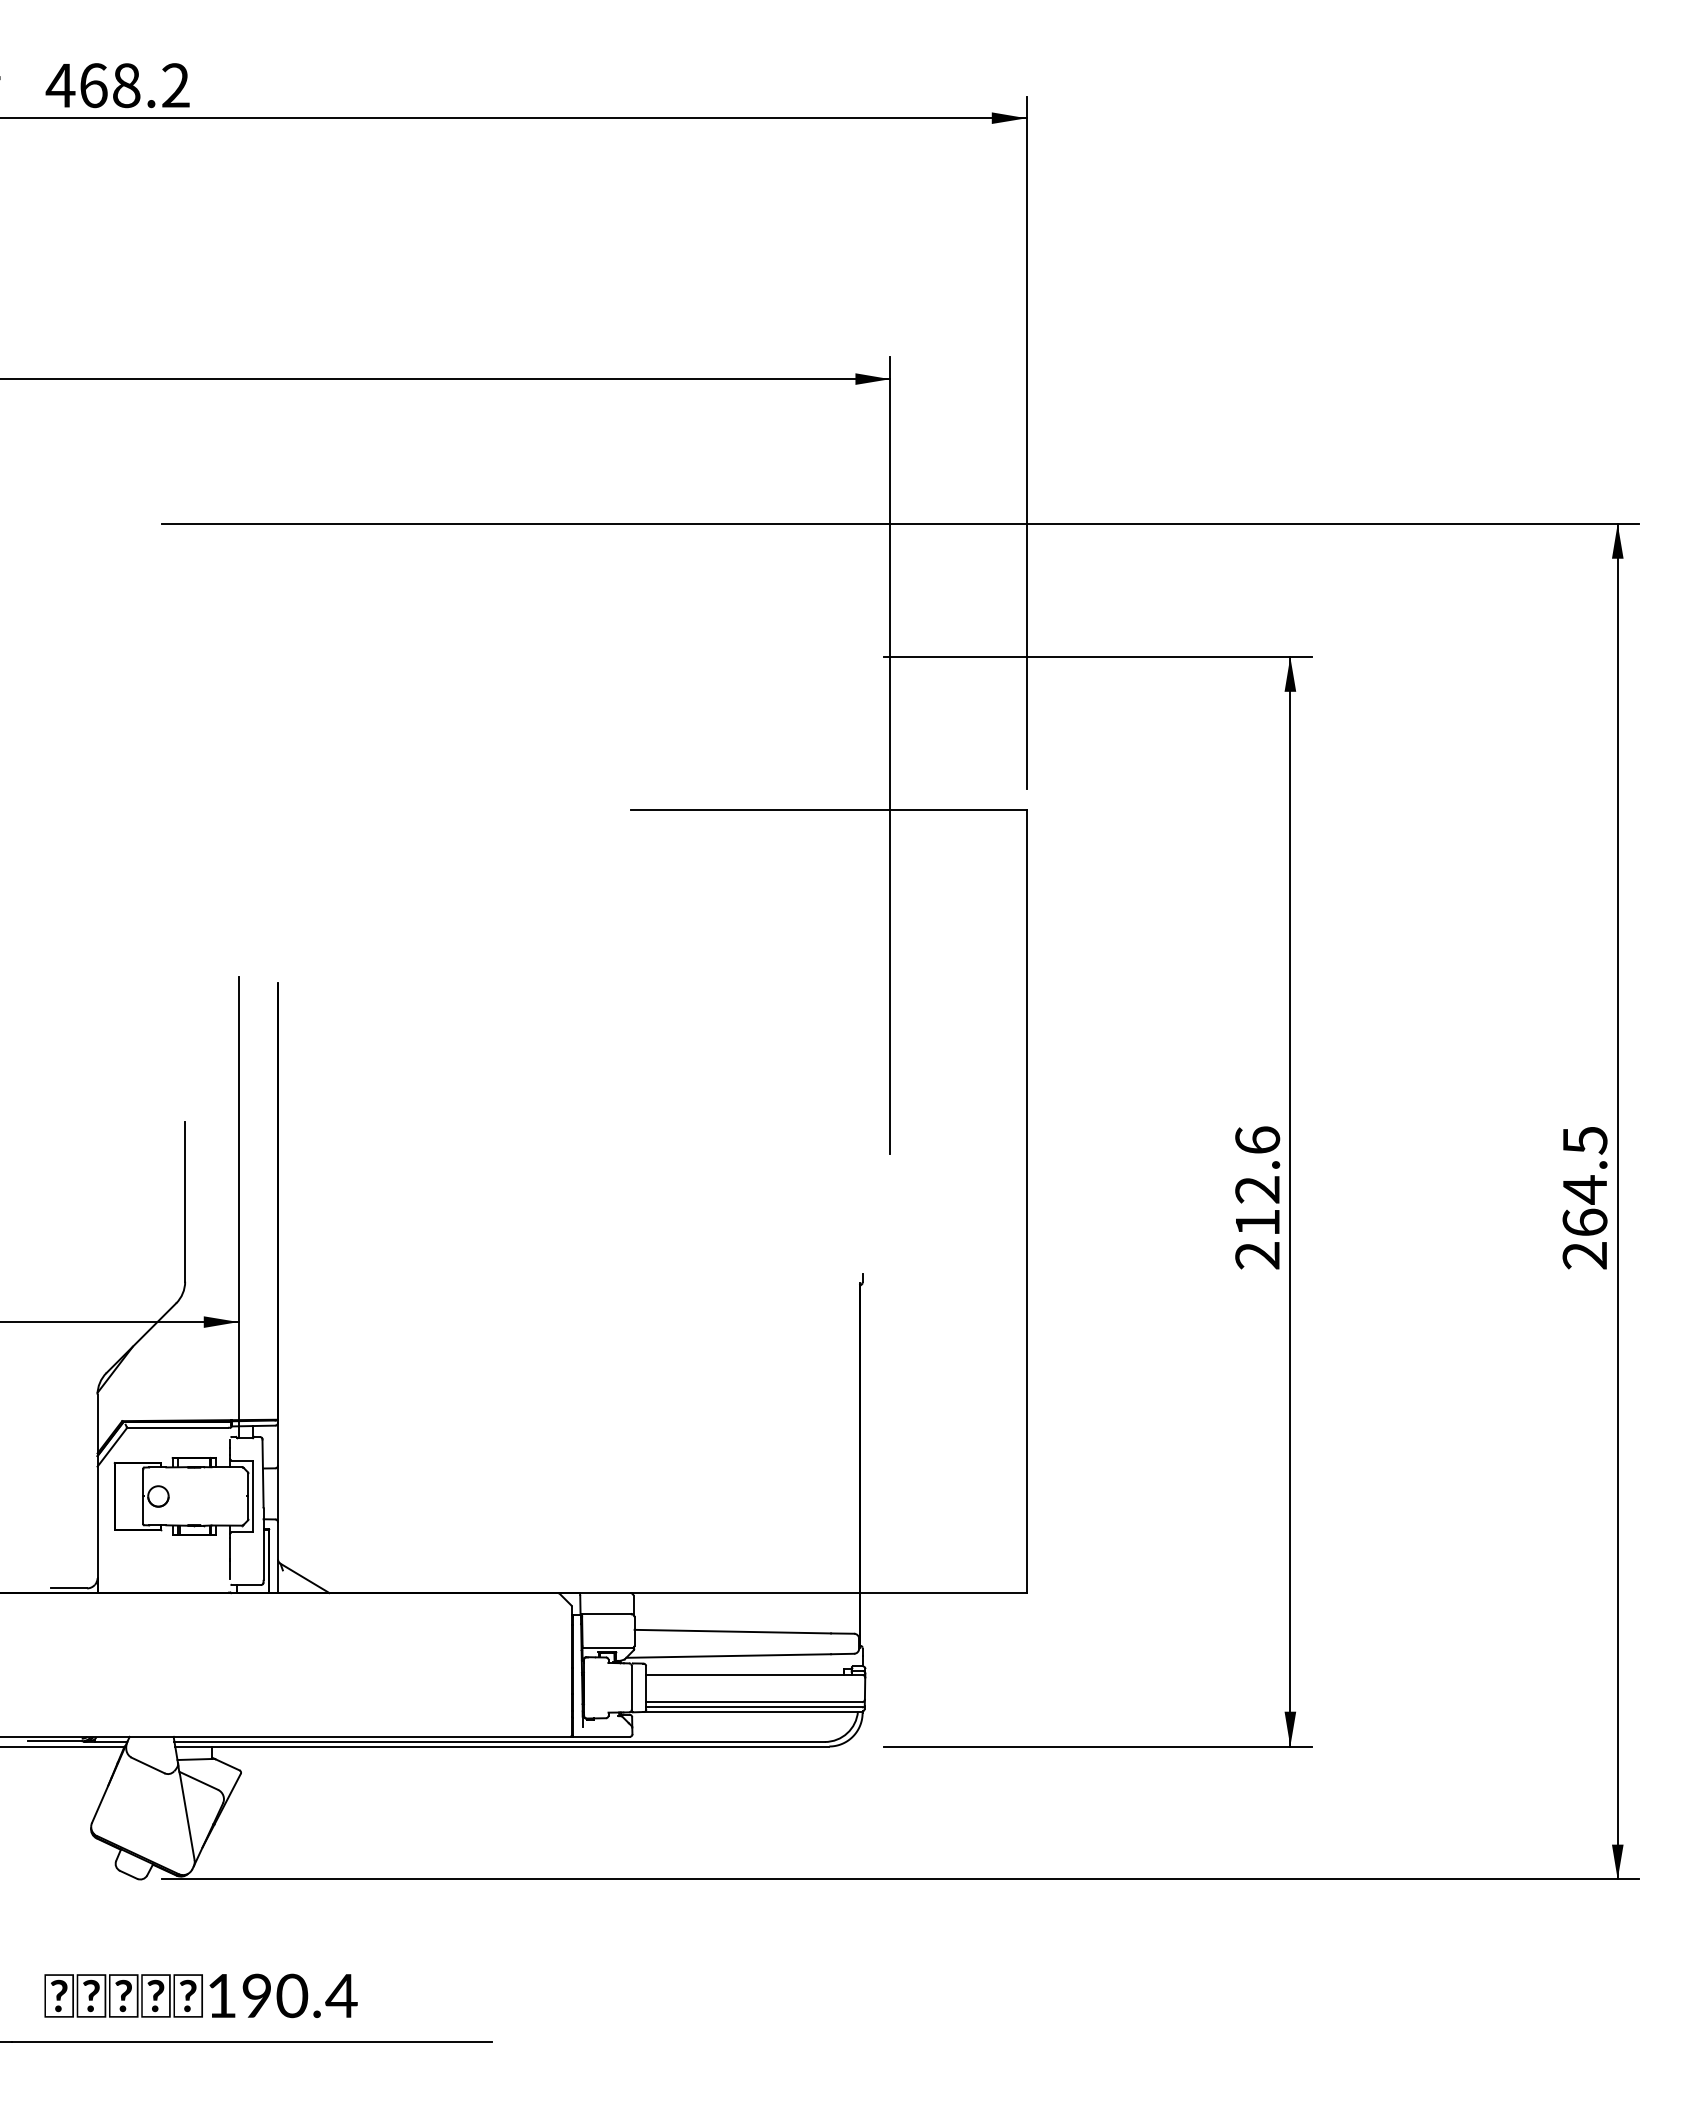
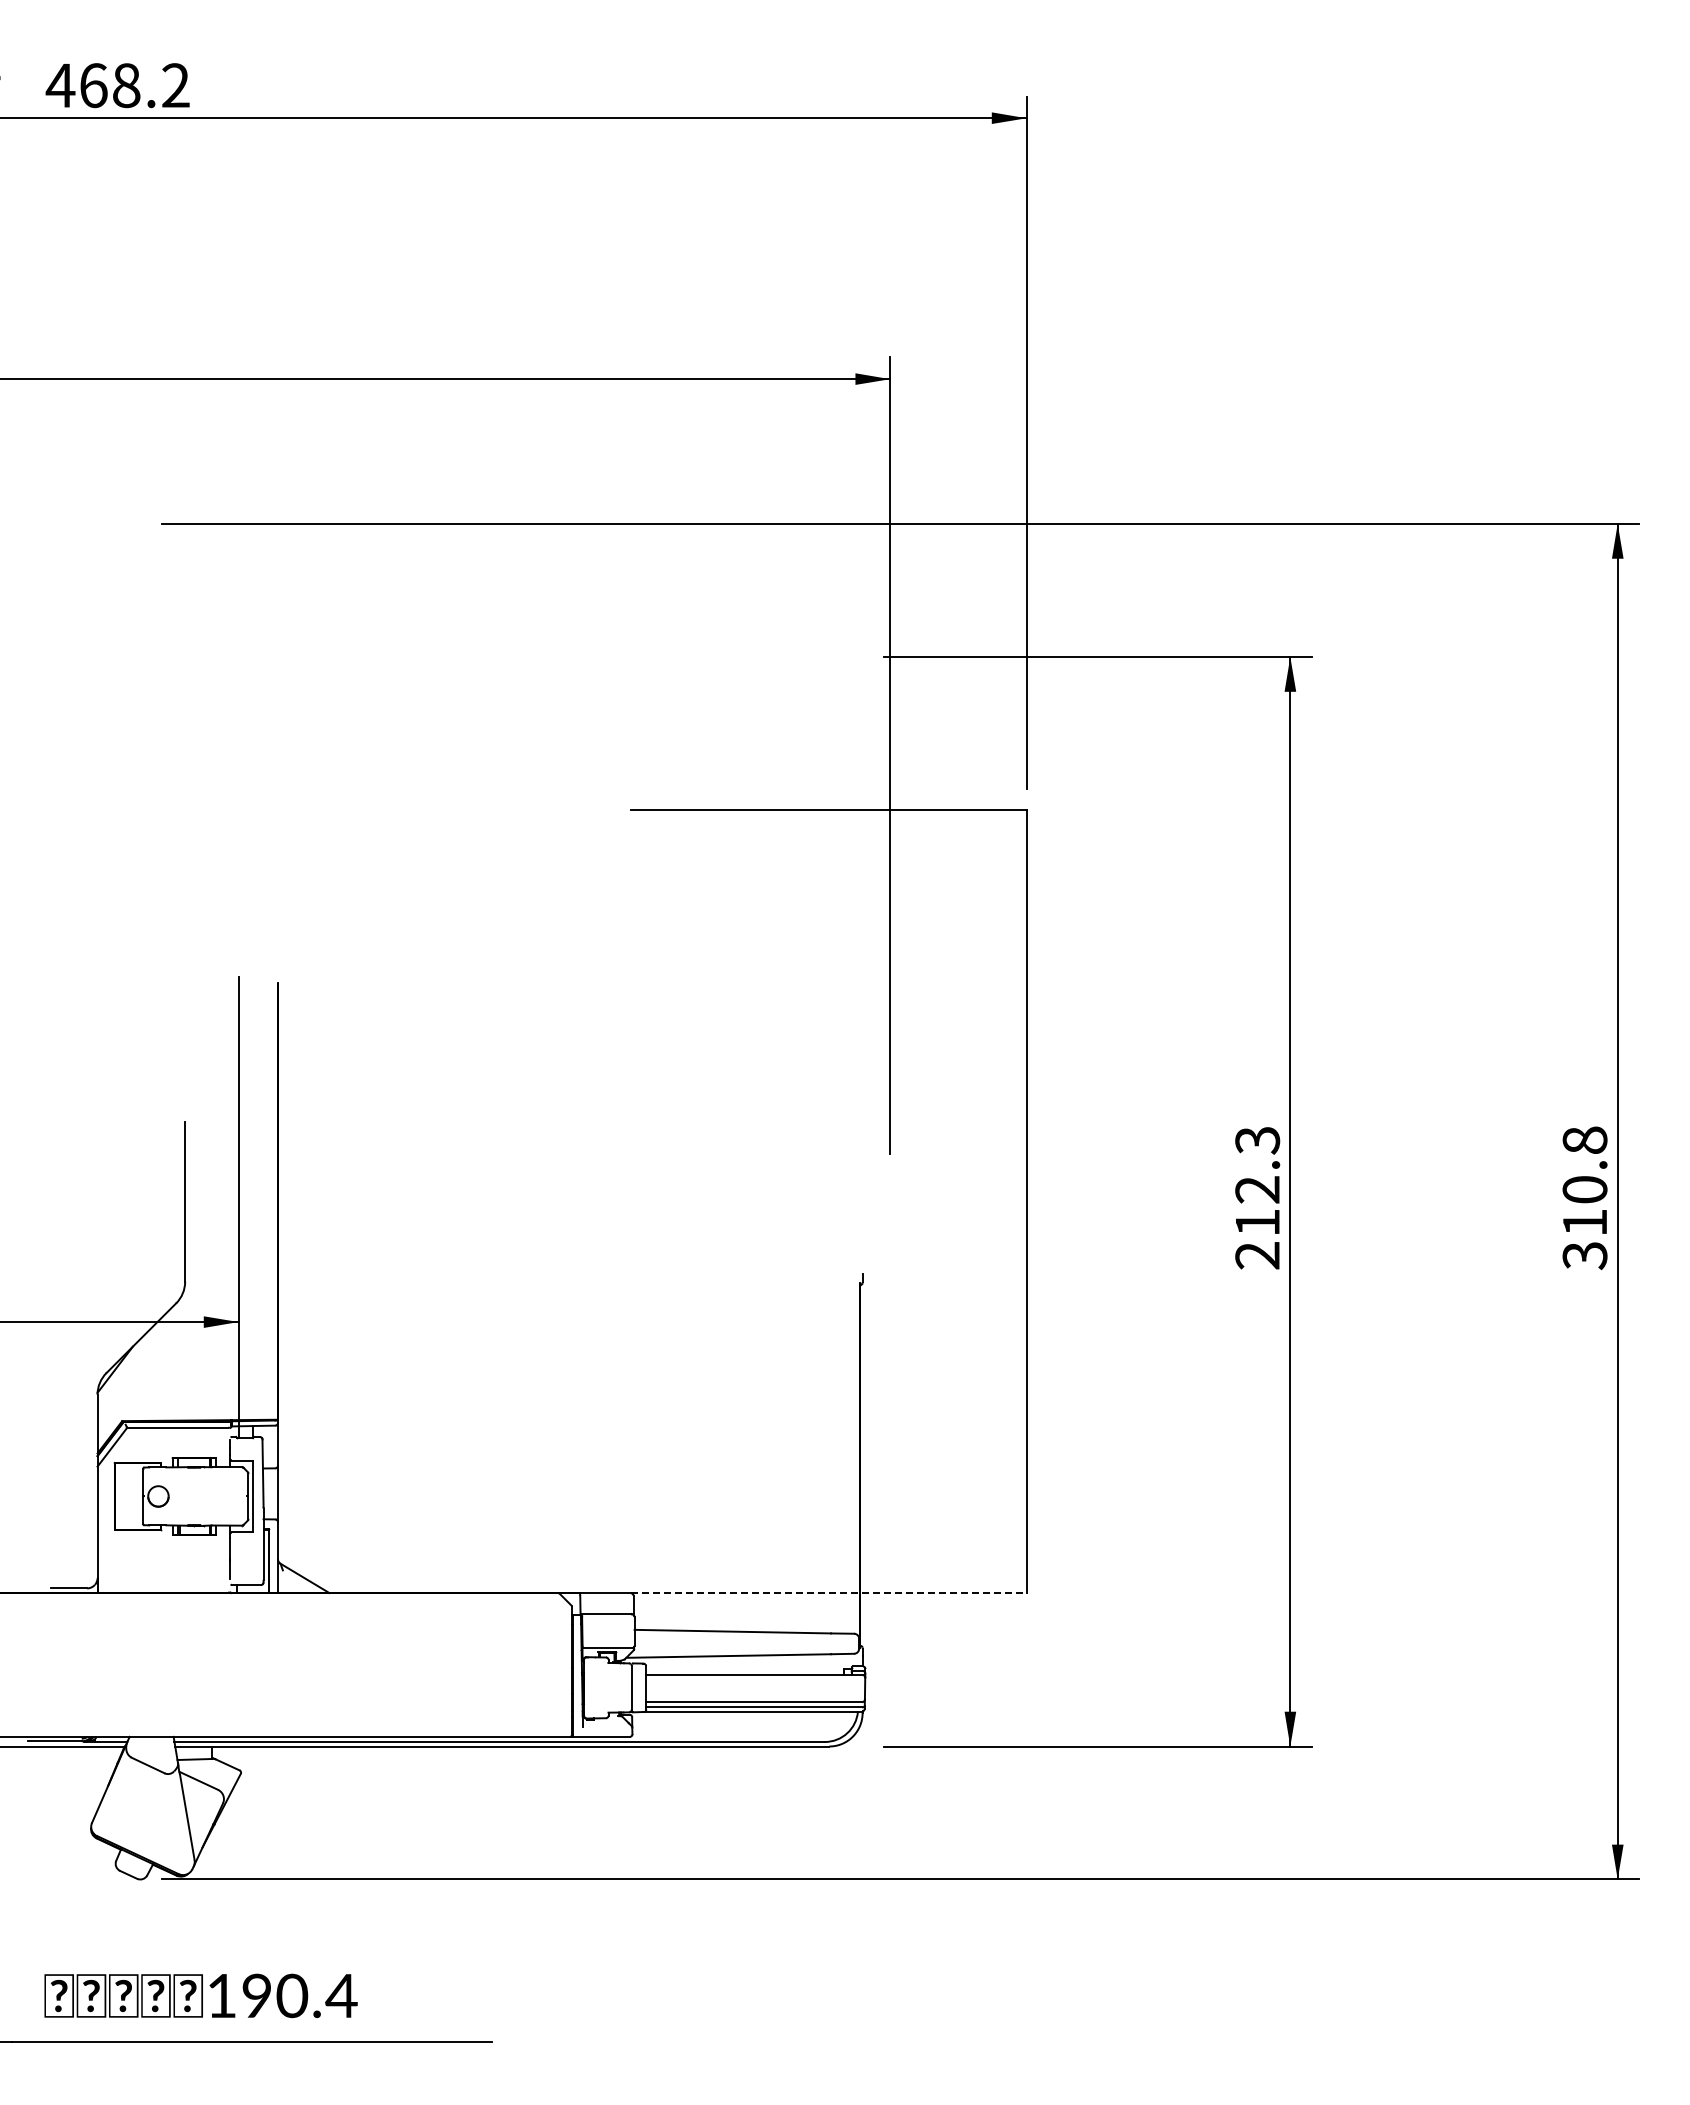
text: 212.6 -> 212.3 (1257, 1140)
text: 264.5 -> 310.8 (1584, 1198)
line: solid -> dashed (828, 1593)
